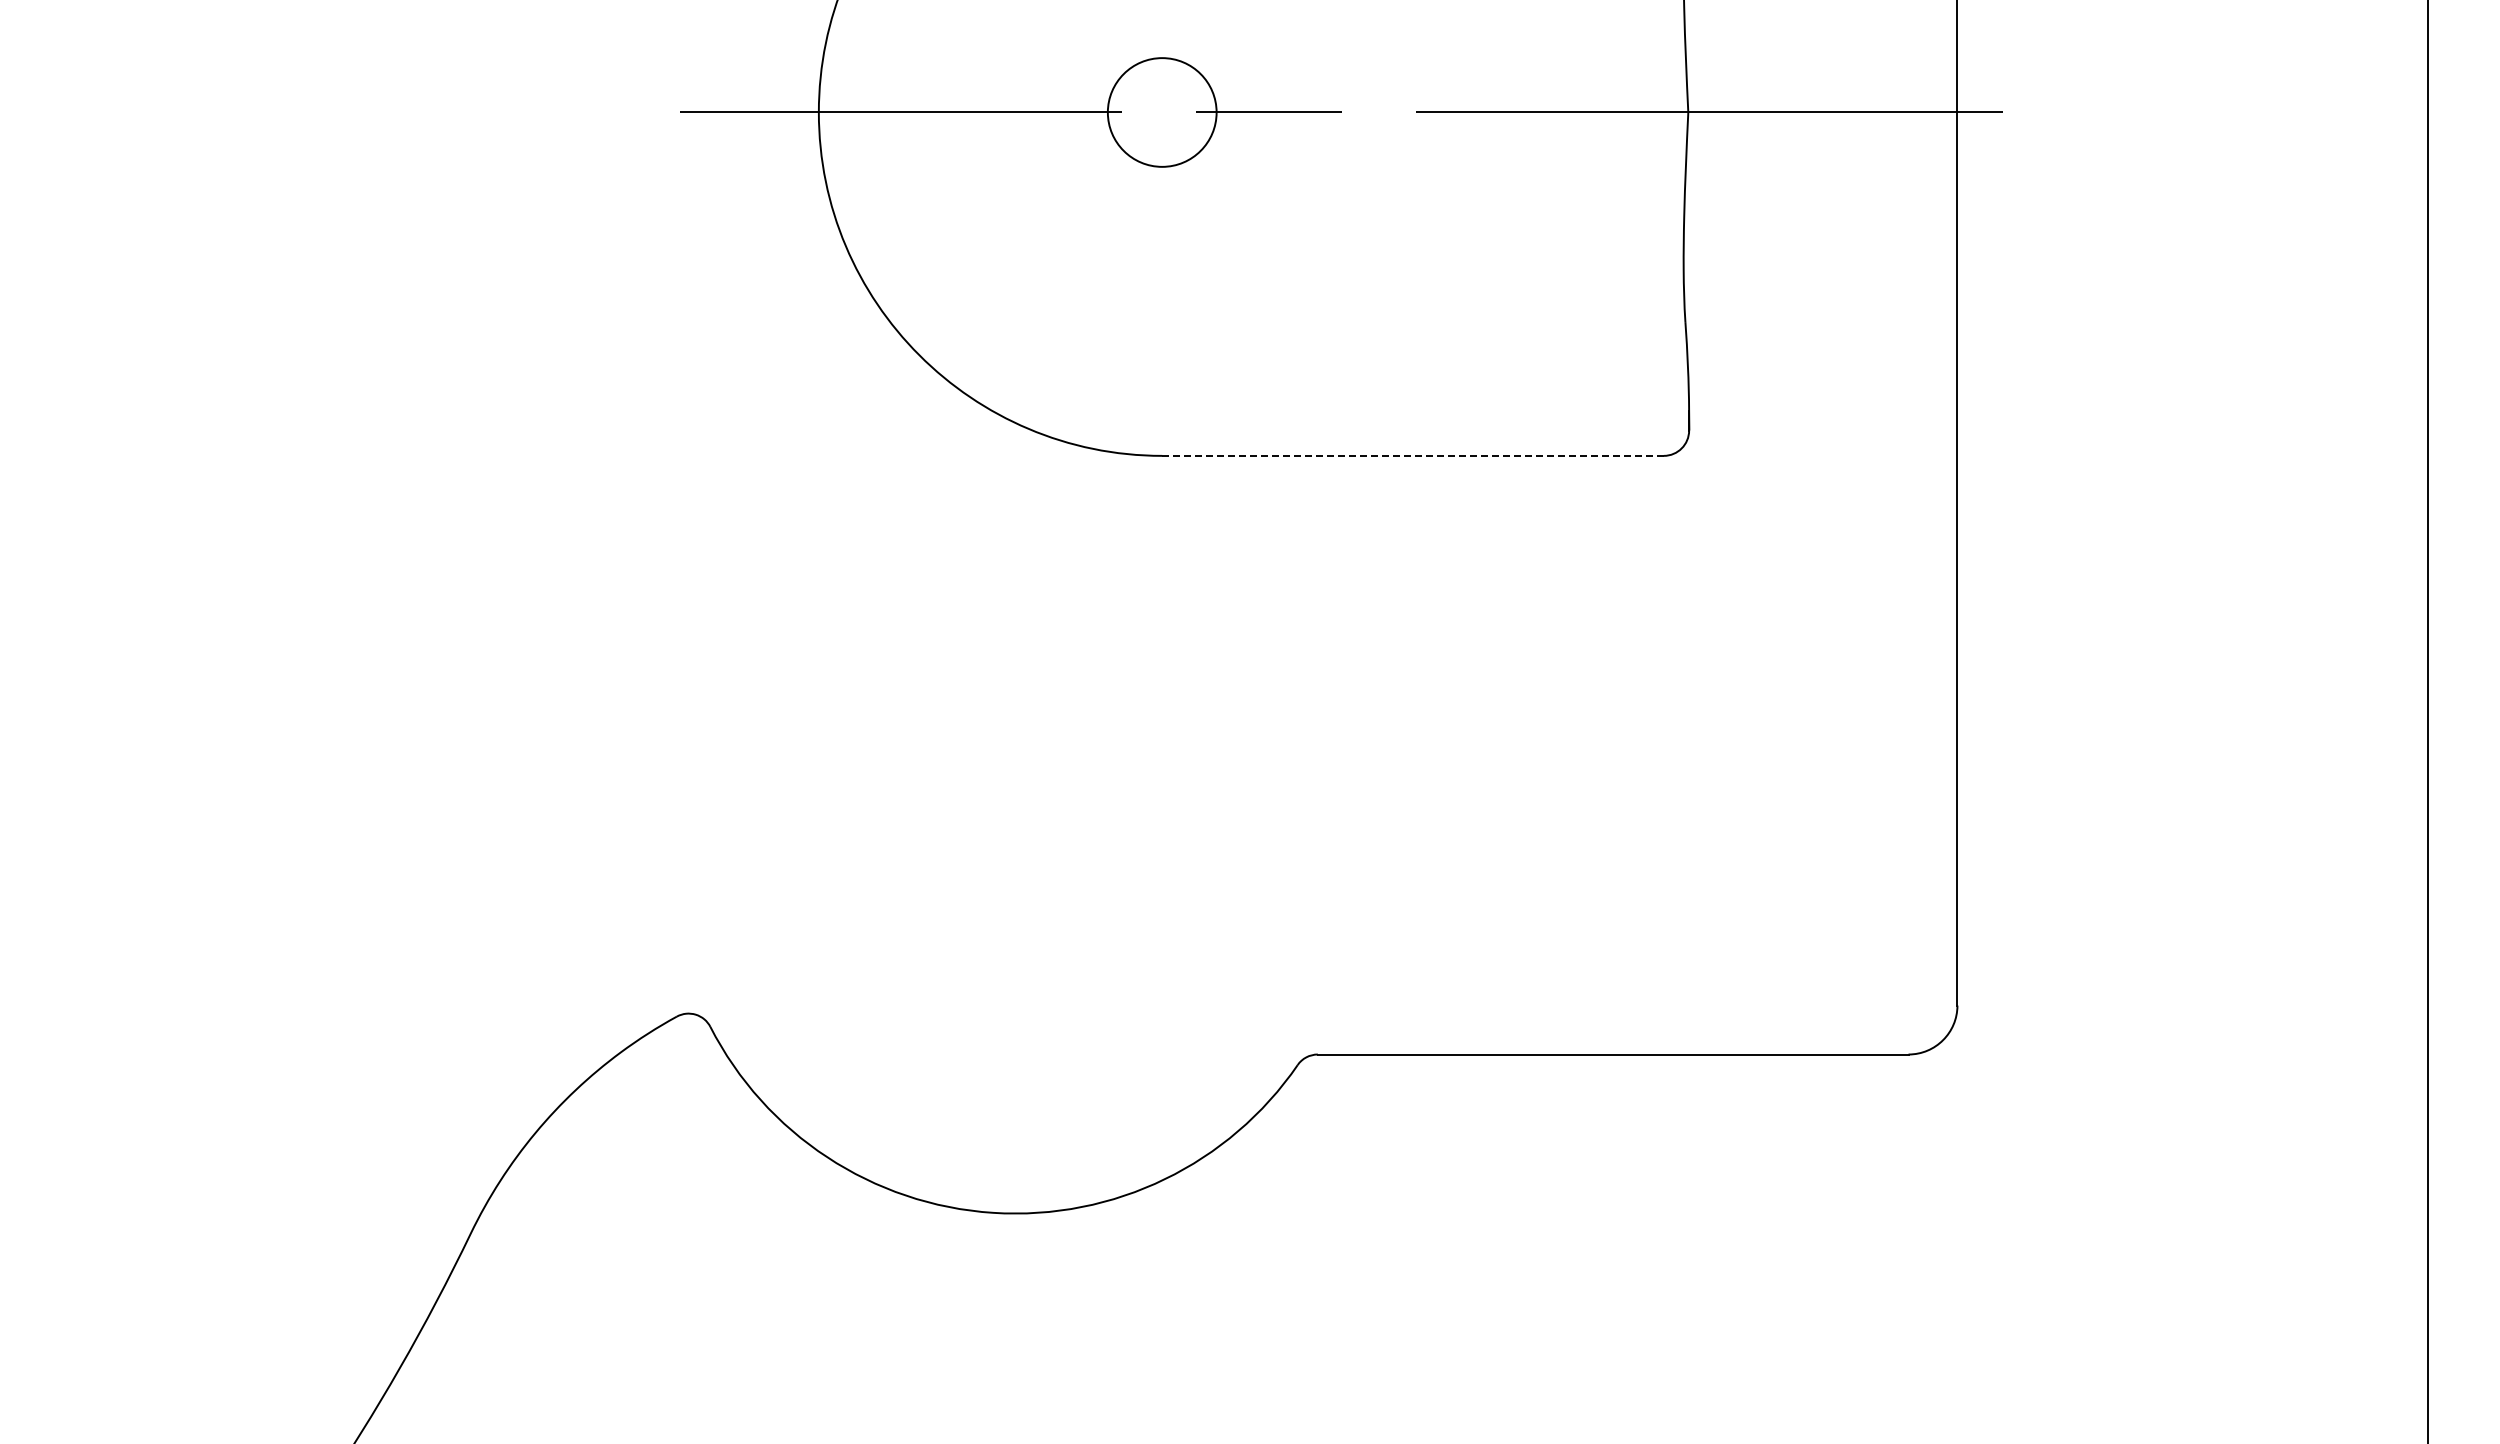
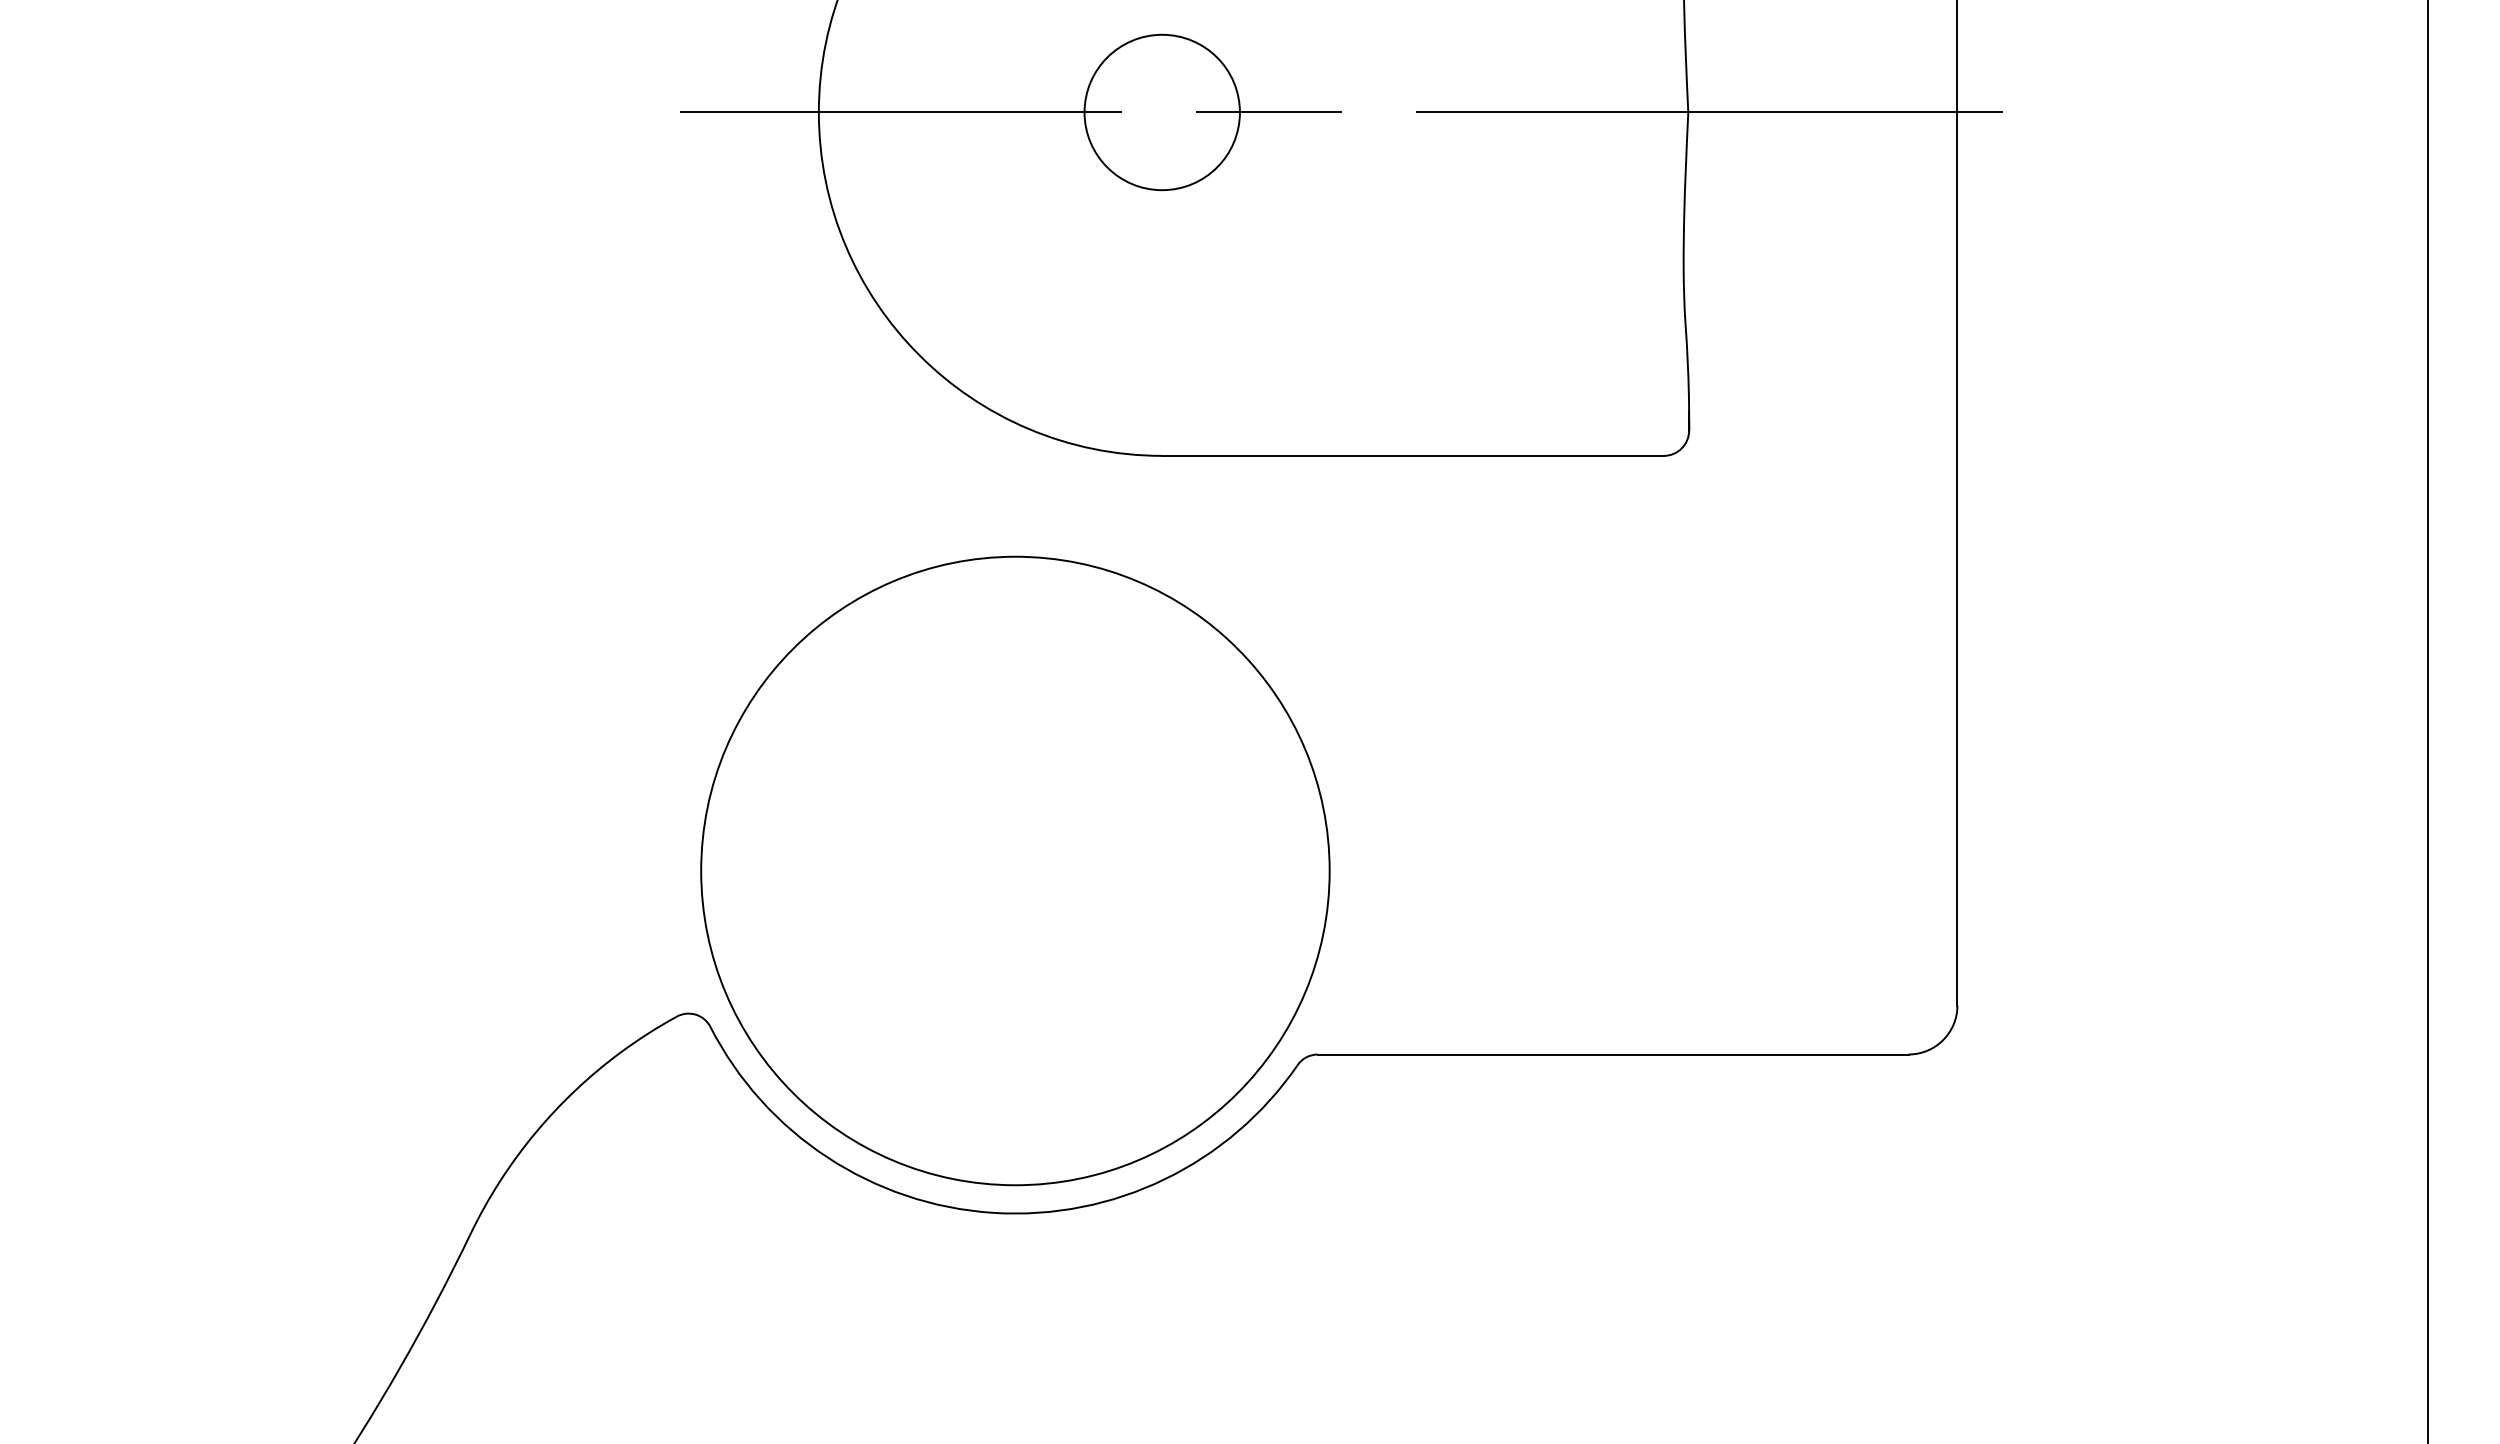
circle diameter: 109 px -> 155 px (1161, 112)
line: dashed -> solid (1413, 455)
circle: none -> present (1015, 870)
